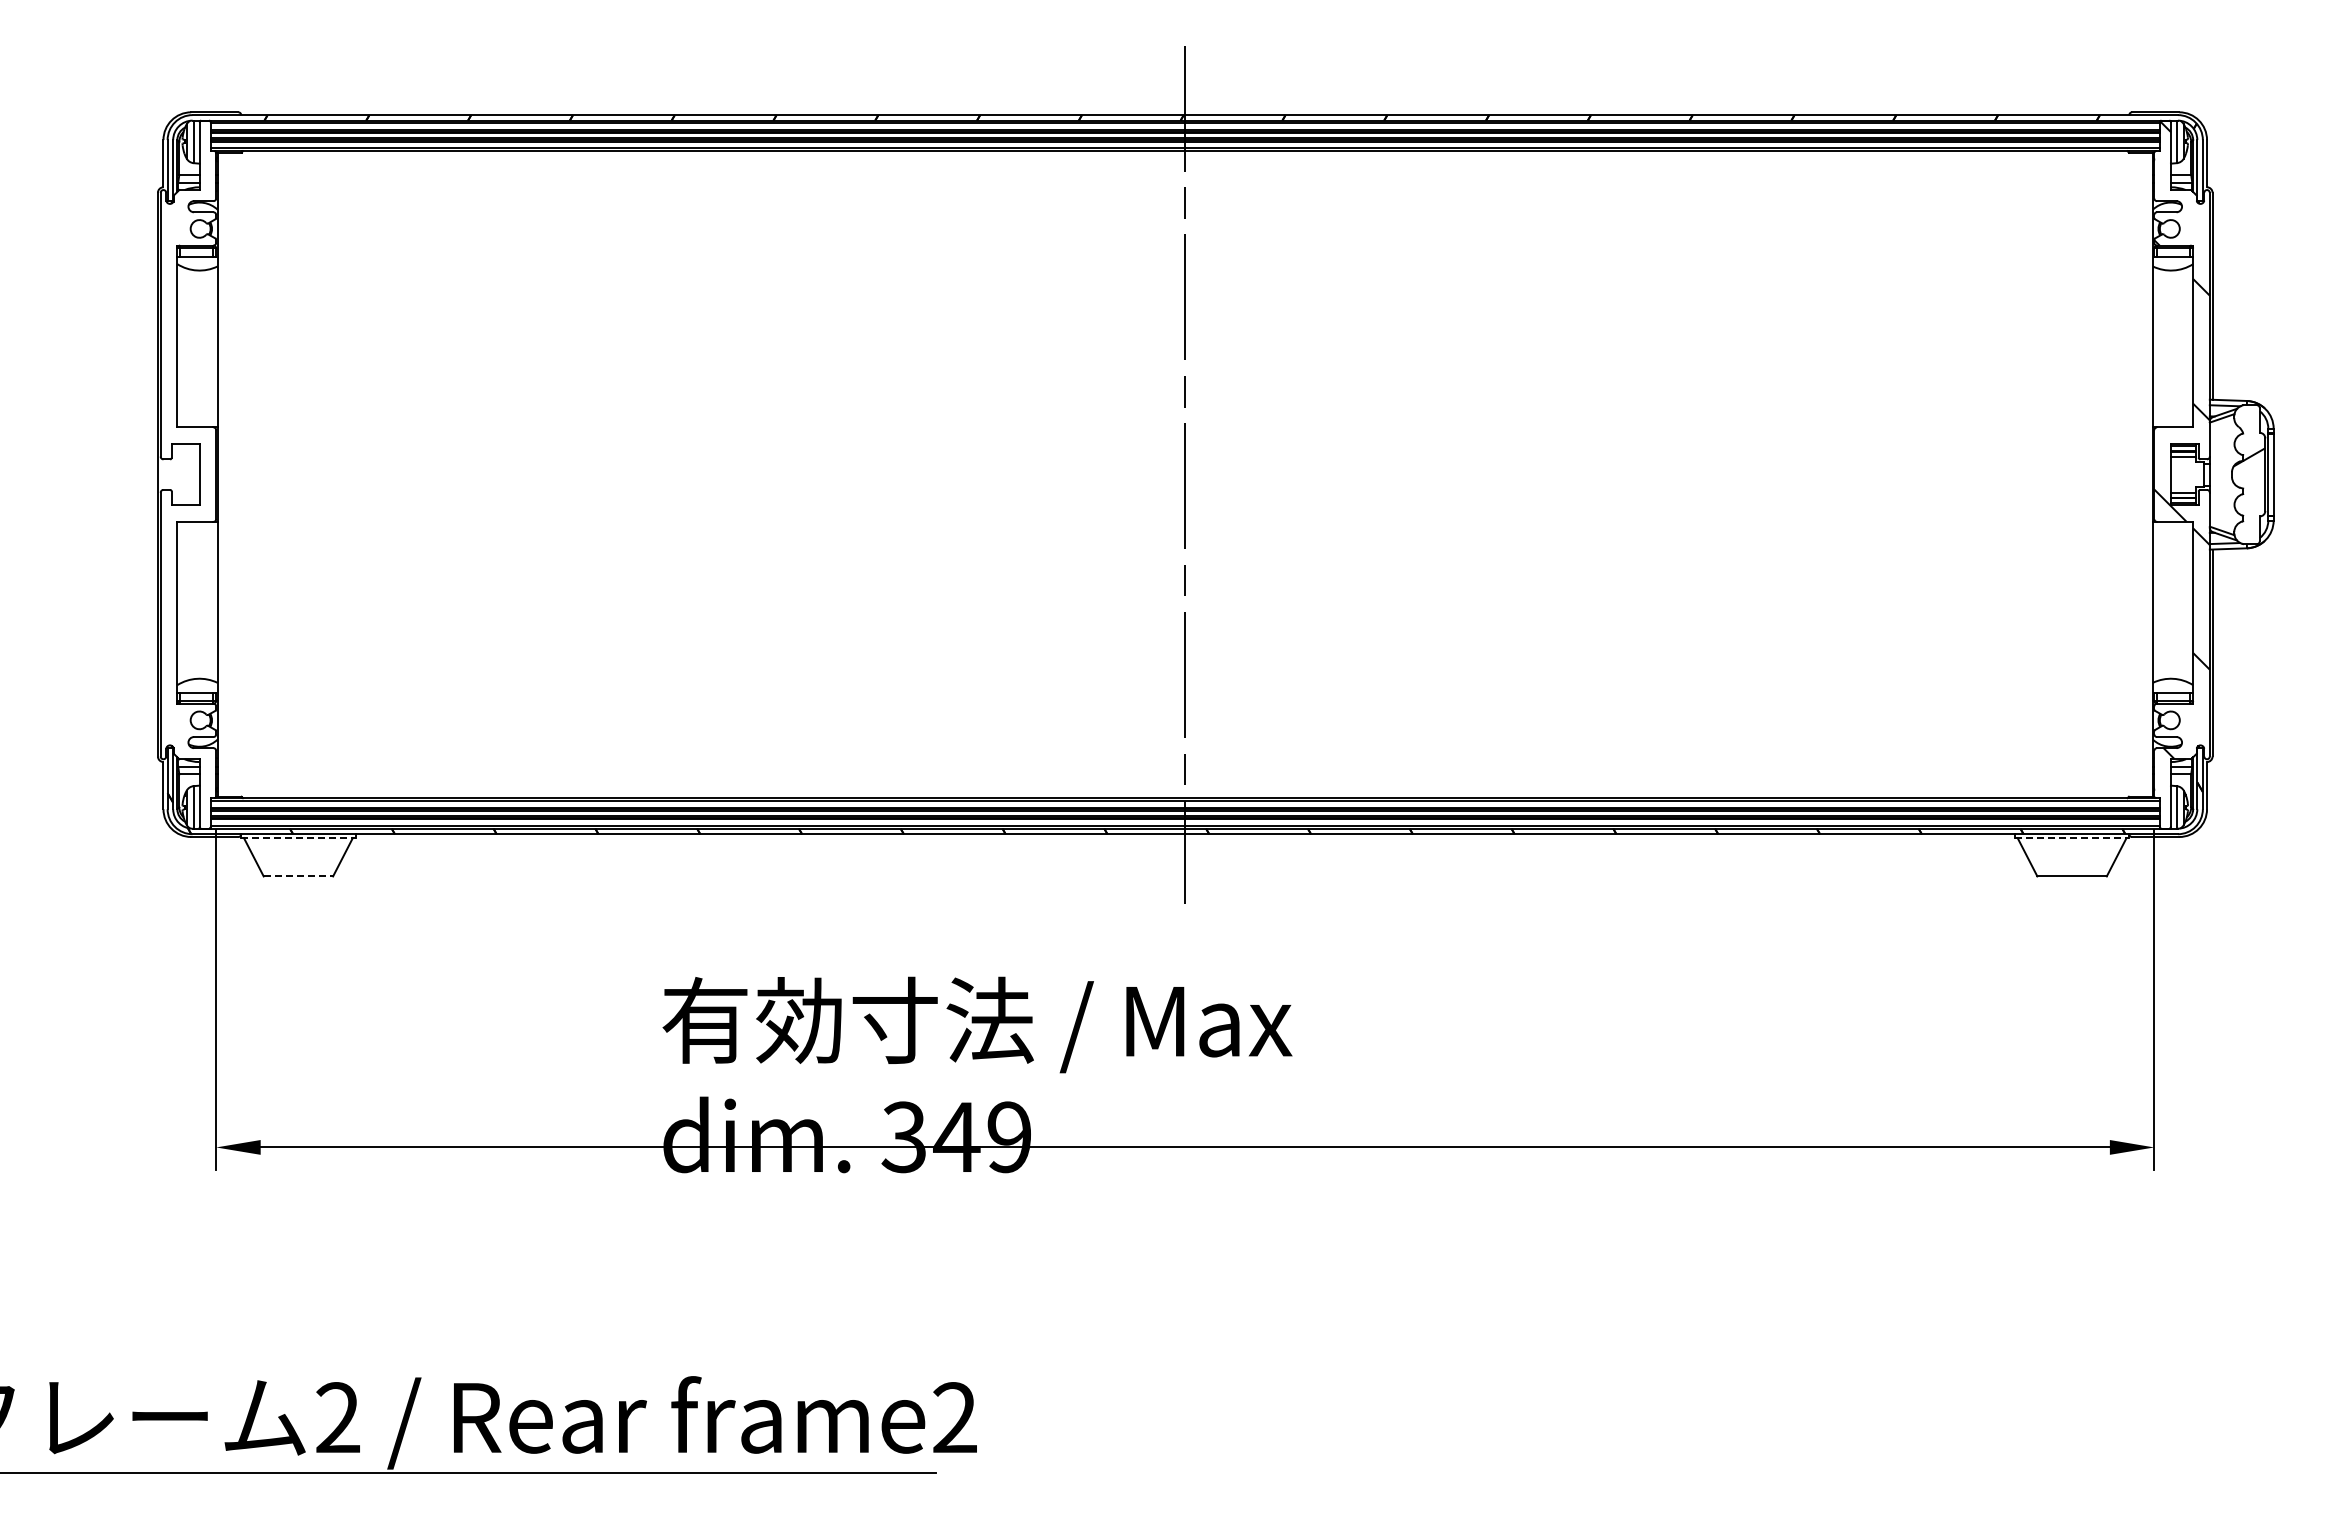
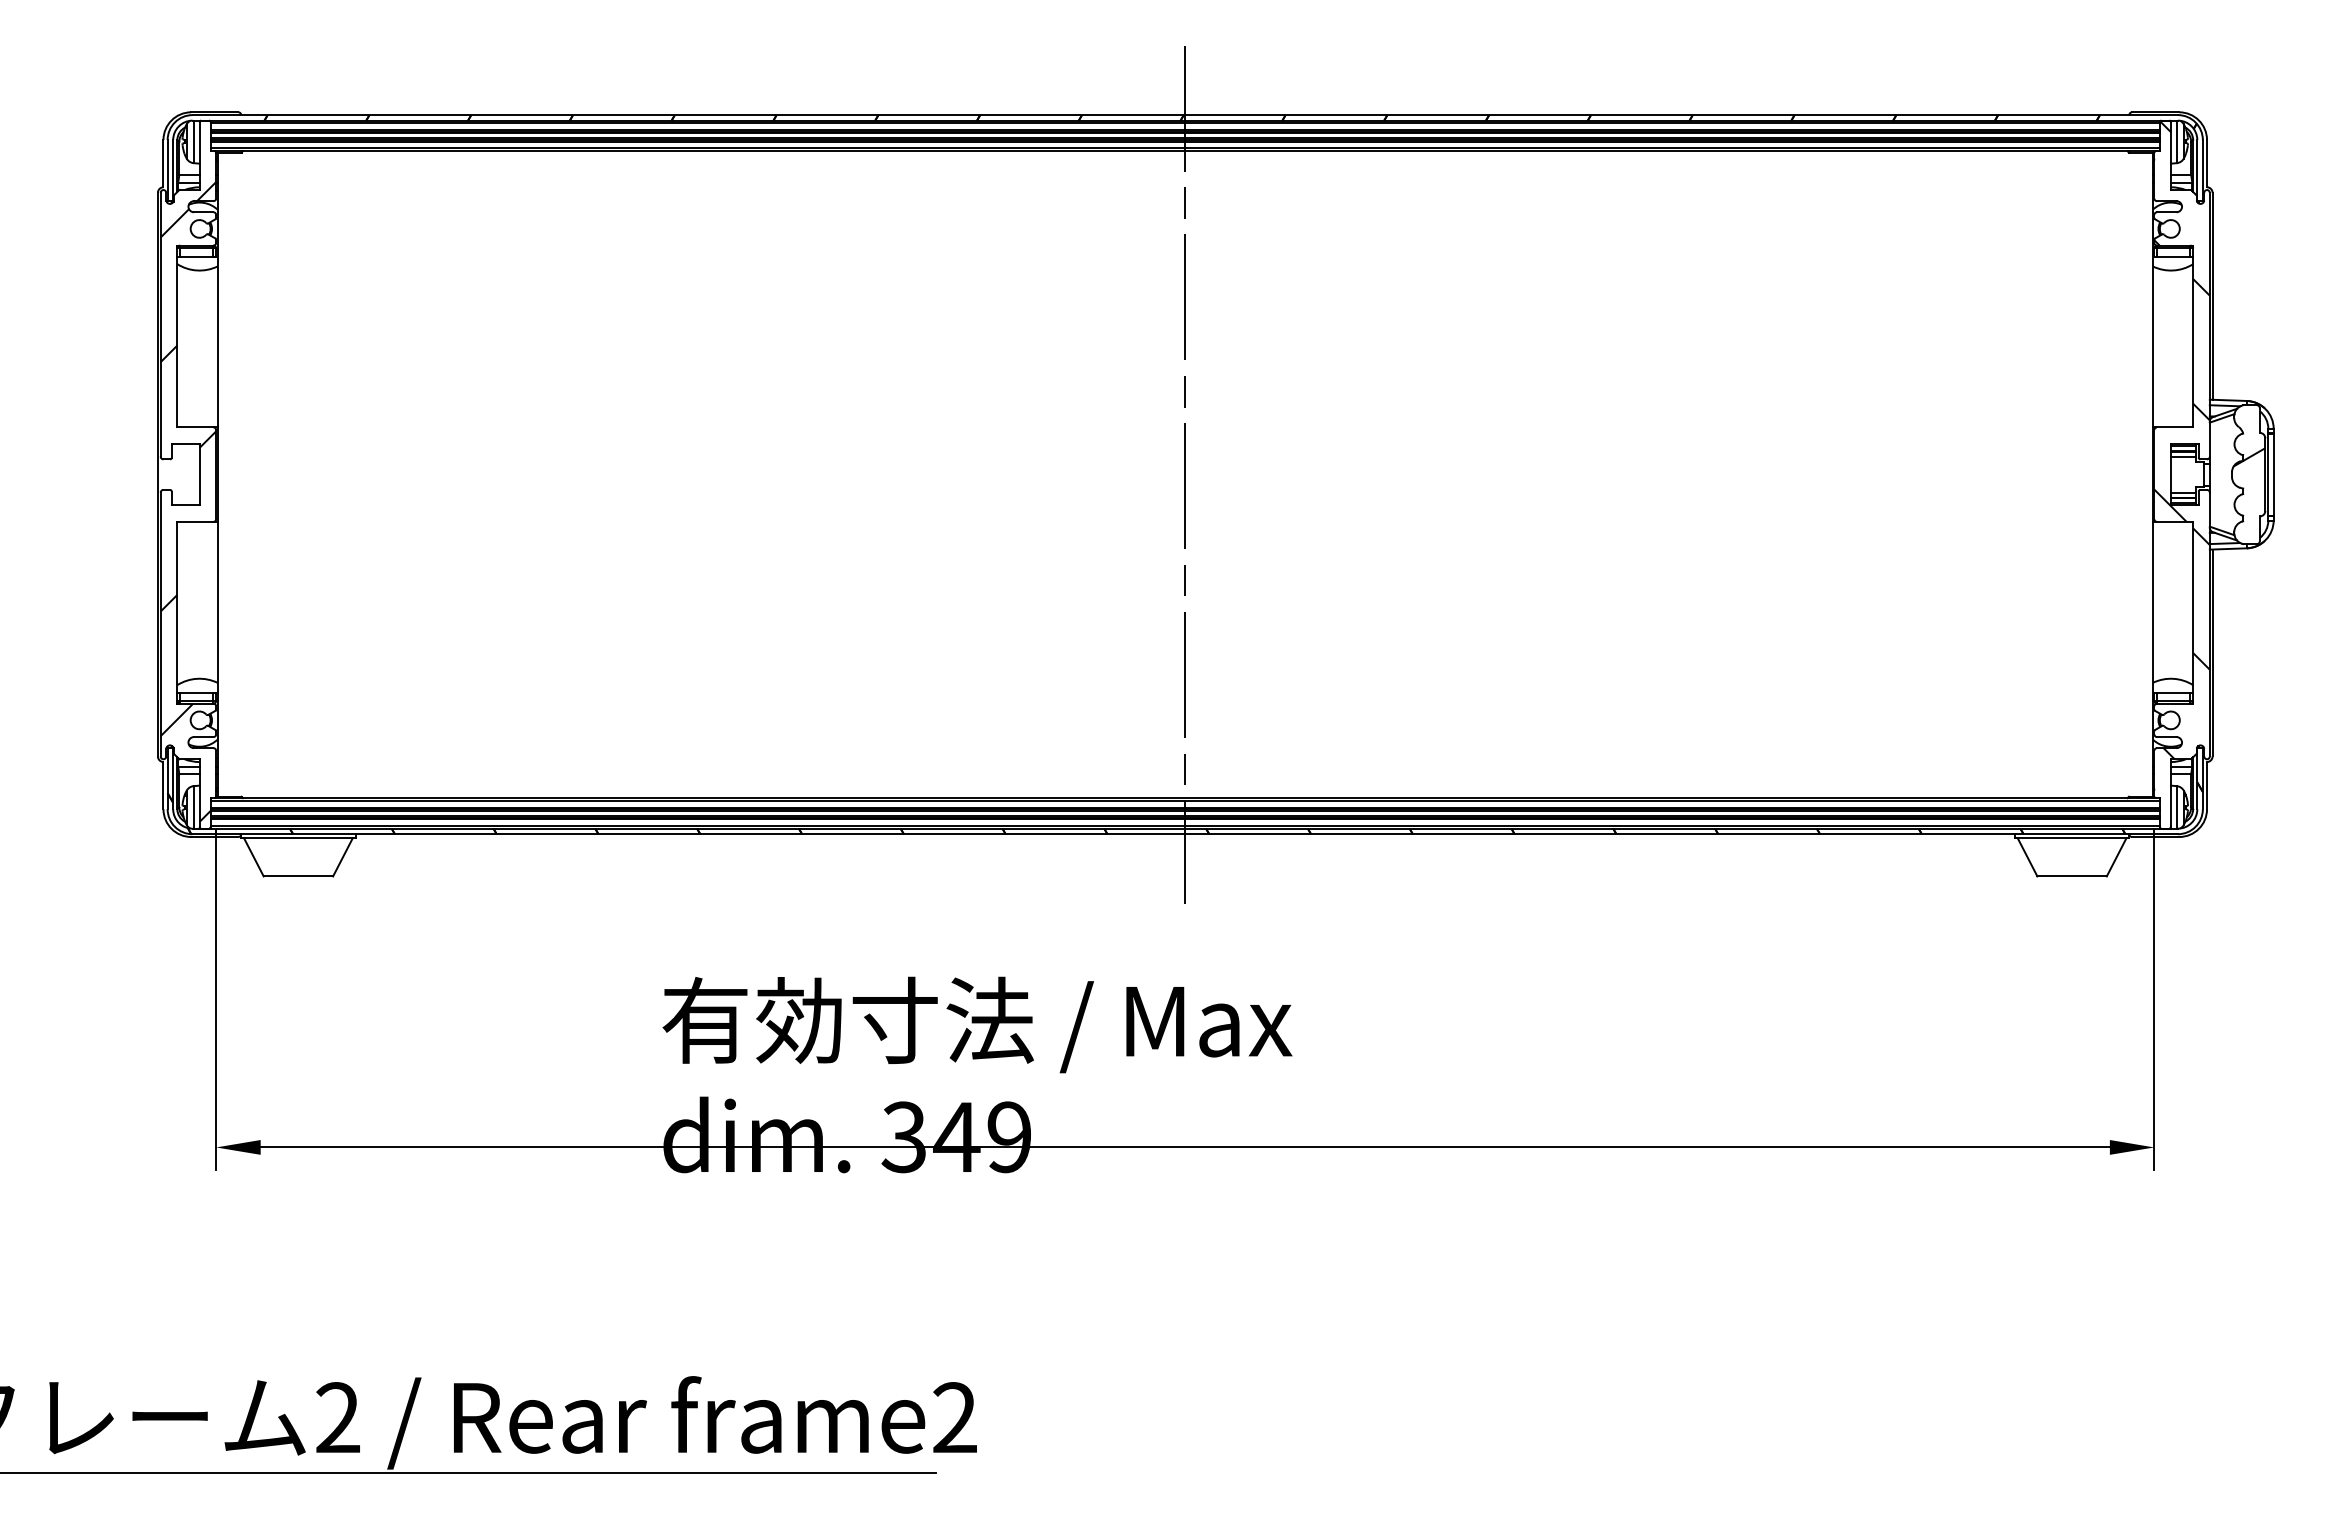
hatch: none -> present (188, 501)
line: dashed -> solid (298, 838)
line: dashed -> solid (2072, 838)
line: dashed -> solid (298, 876)
